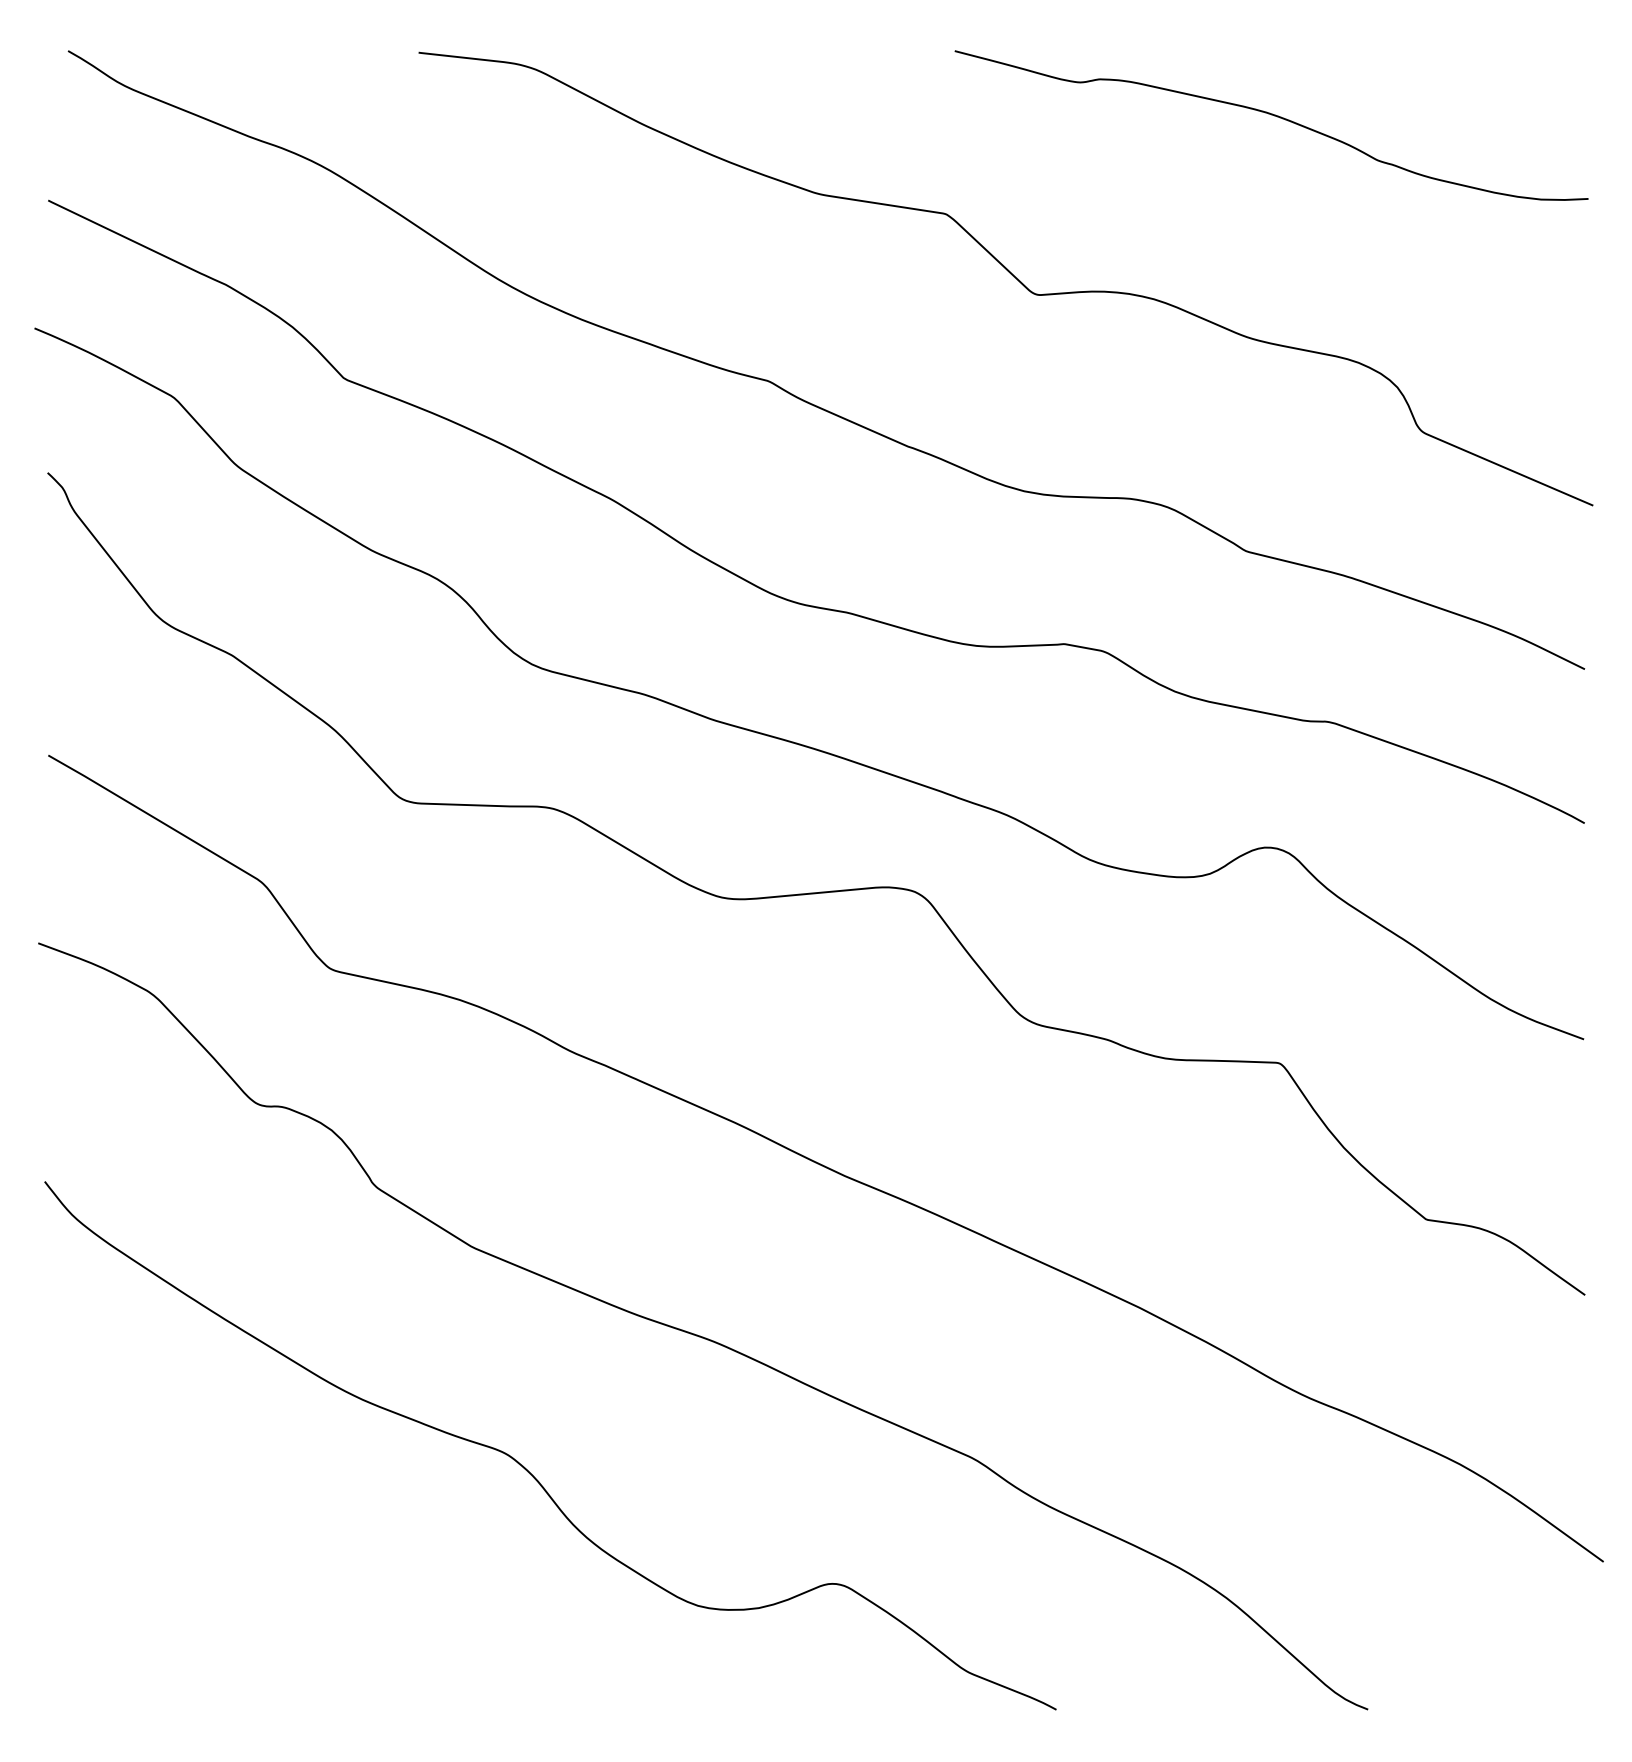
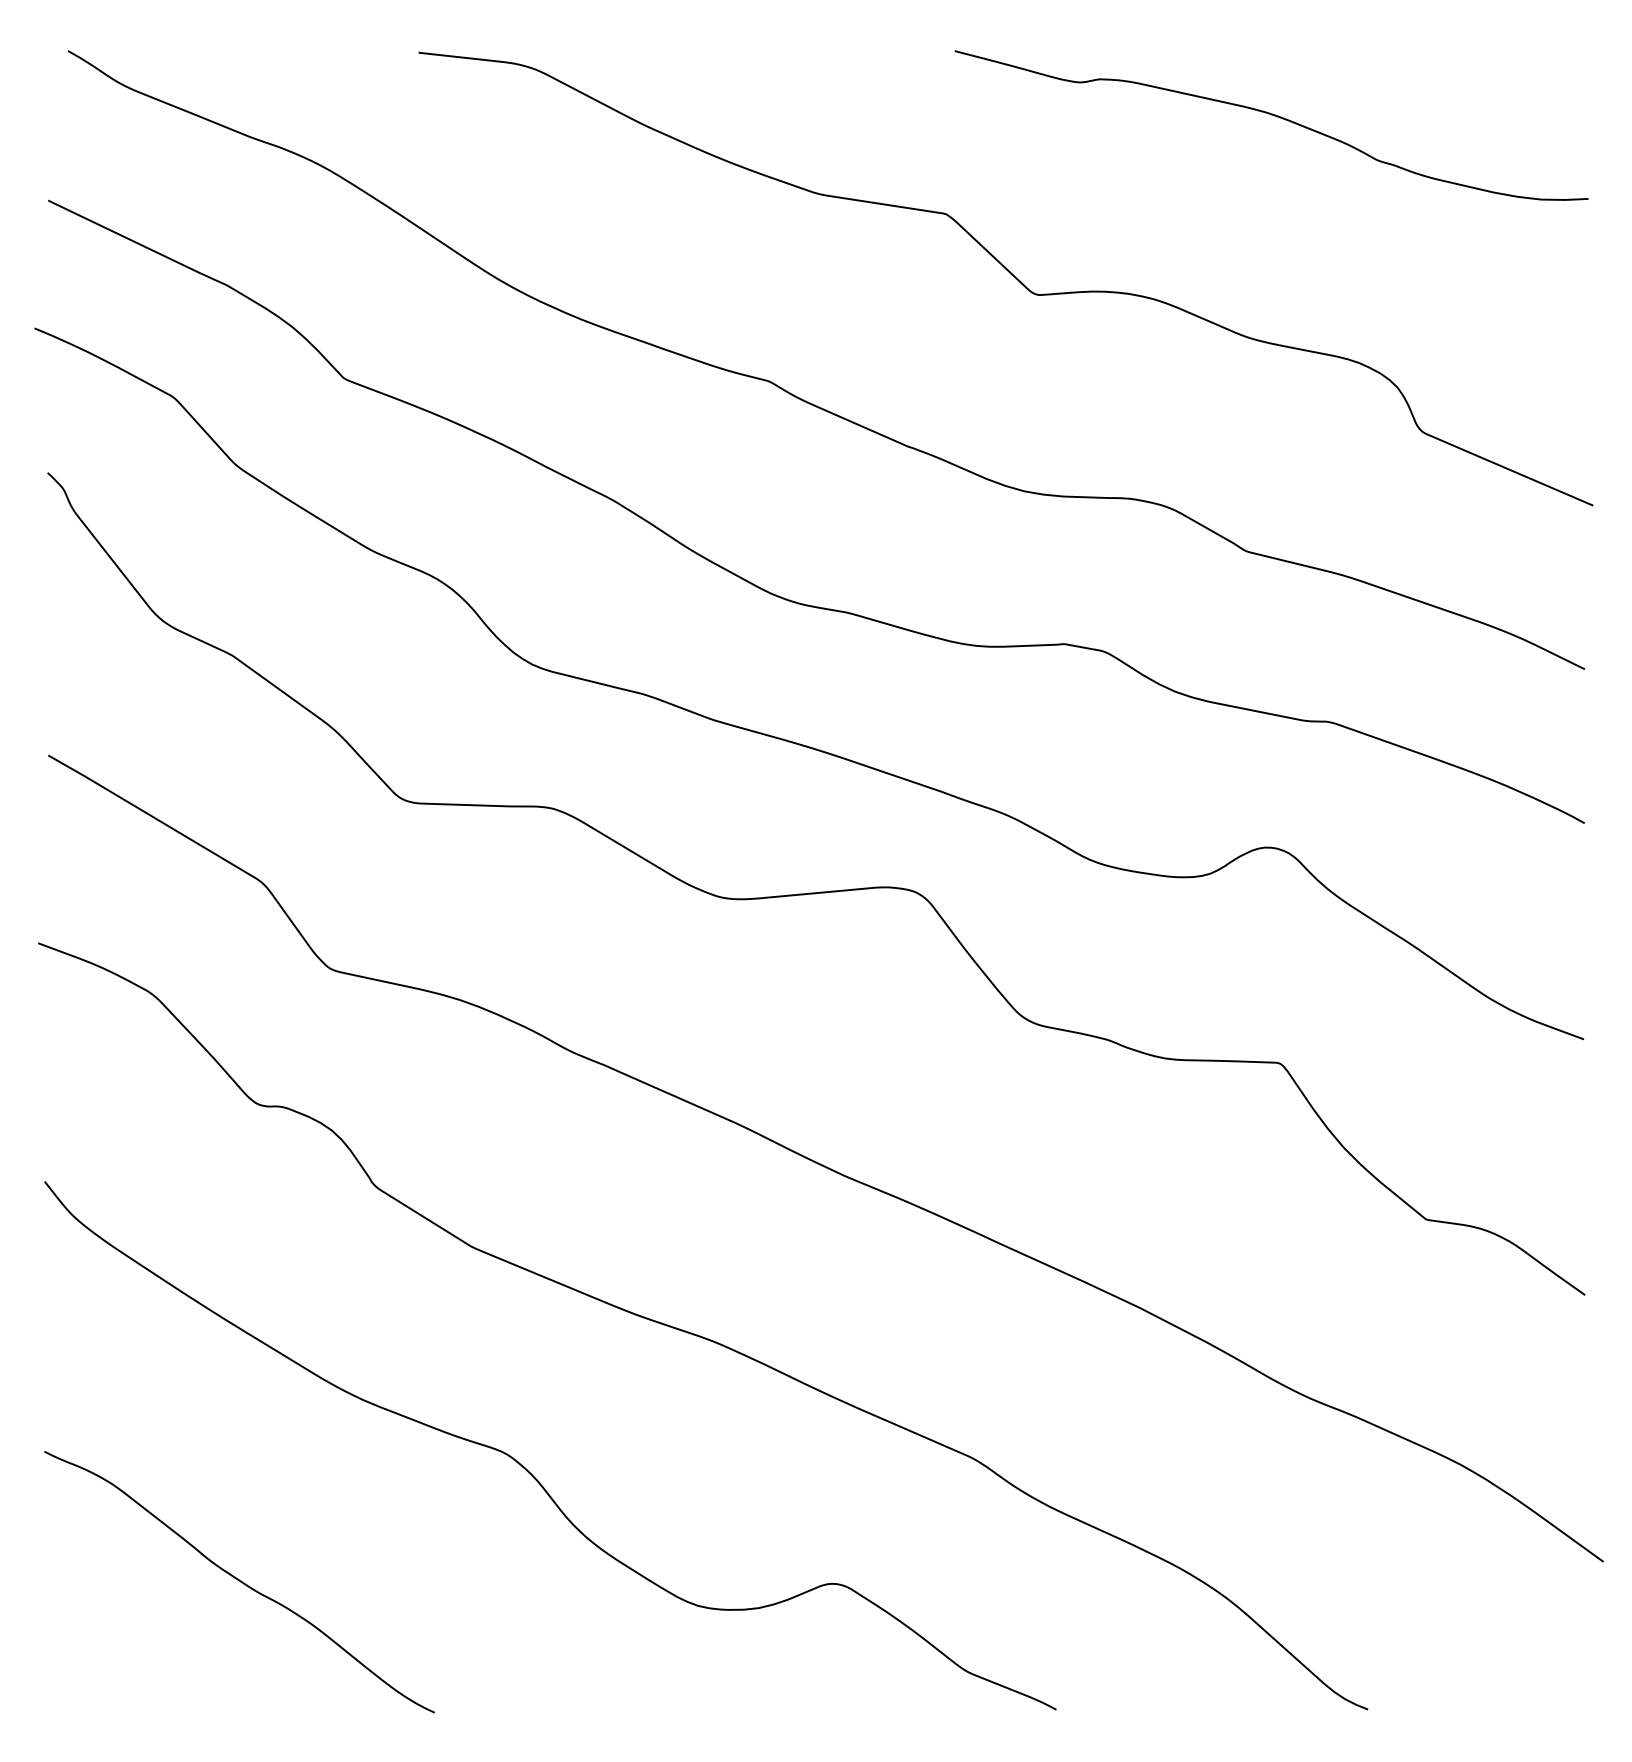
curve: none -> present (239, 1581)
